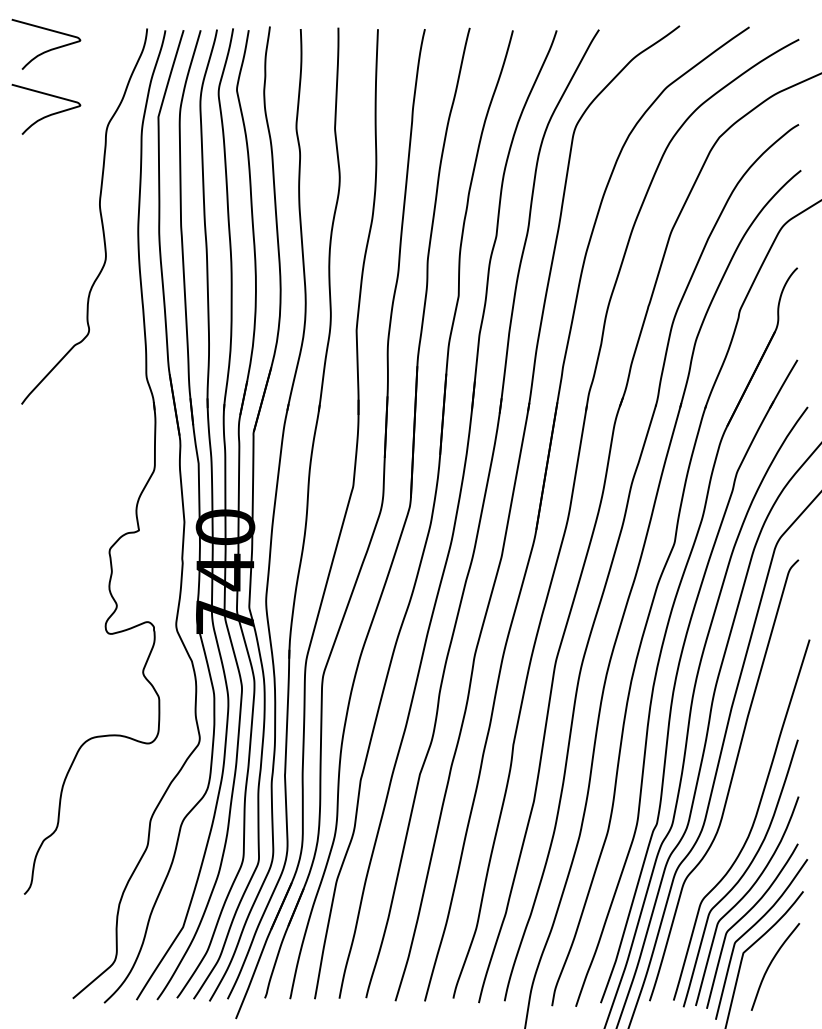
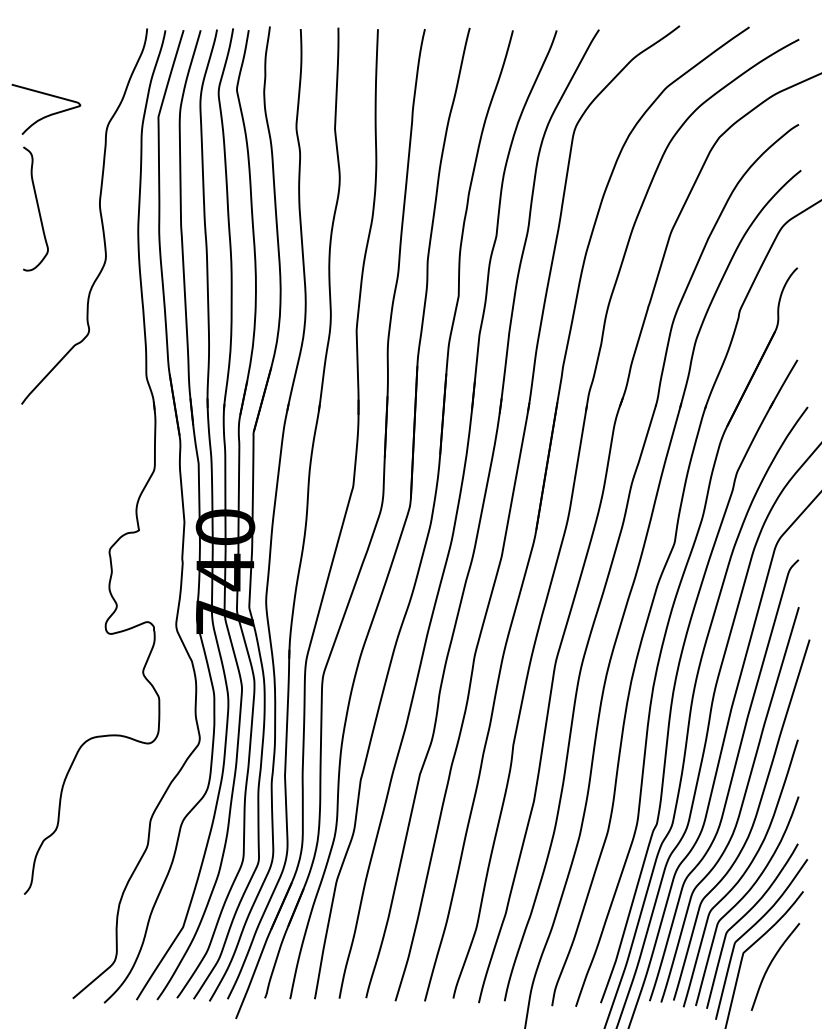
curve: present -> none (48, 49)
curve: none -> present (37, 208)
curve: none -> present (740, 806)
